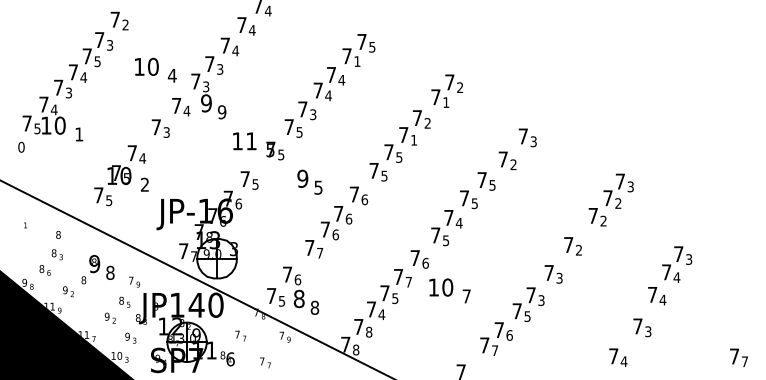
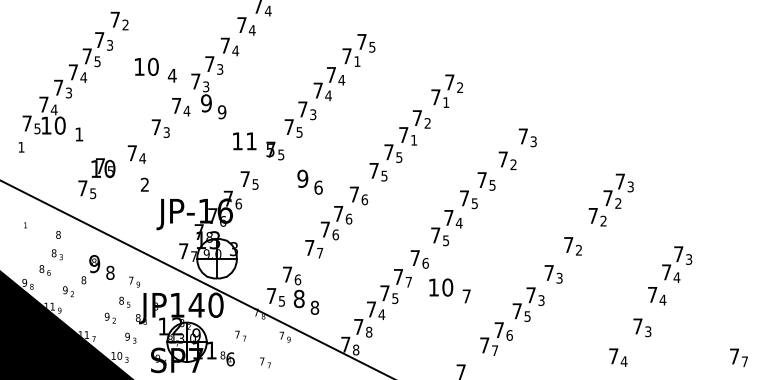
text: 0 -> 1 (21, 146)
text position: (112, 185) -> (96, 178) (96, 178)
text: 5 -> 6 (318, 187)
